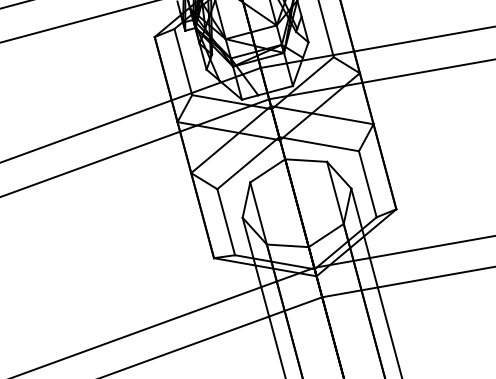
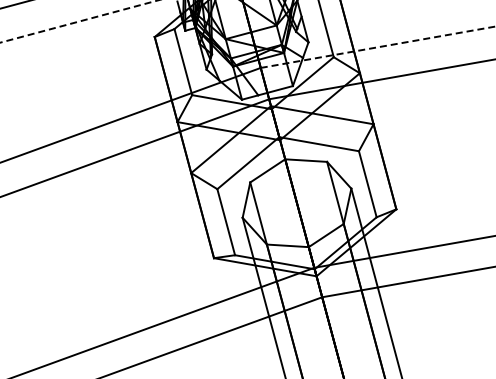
line: solid -> dashed (79, 21)
line: solid -> dashed (377, 47)
